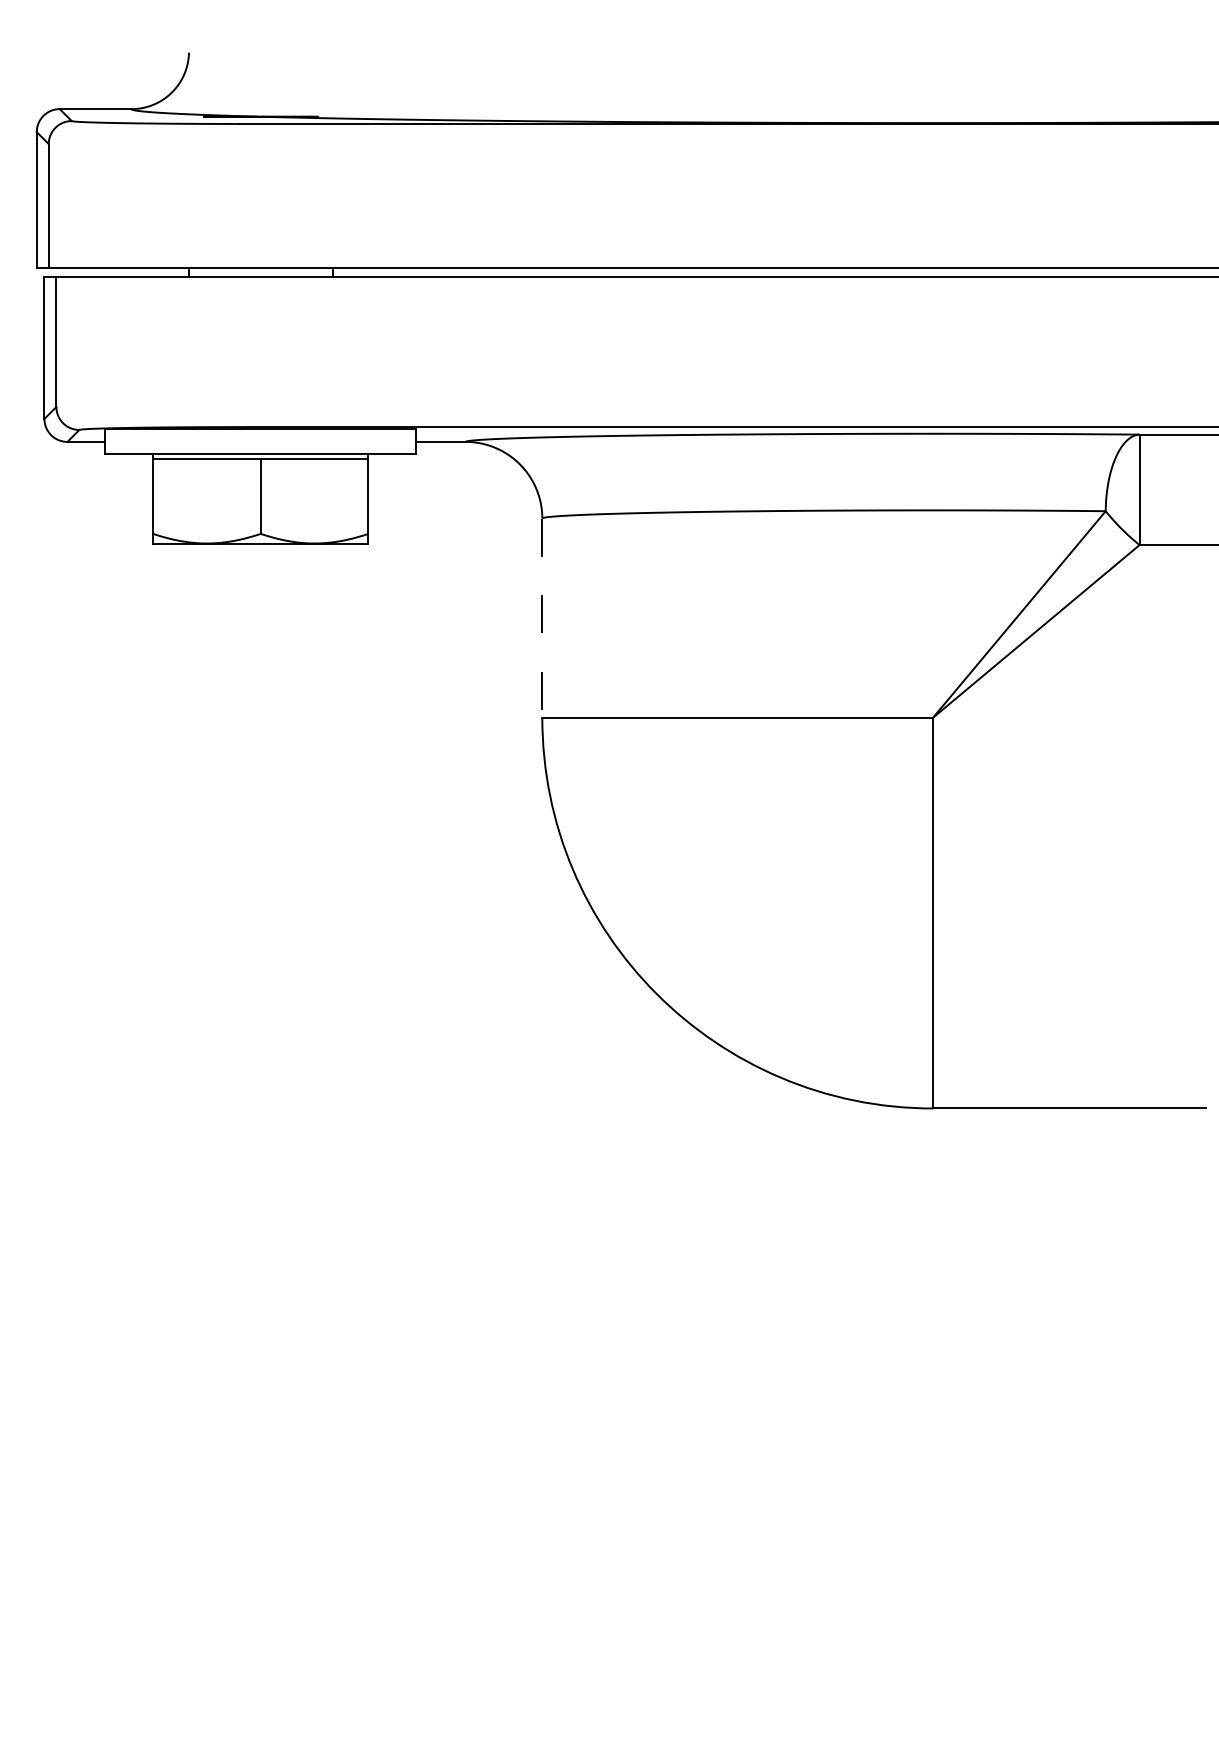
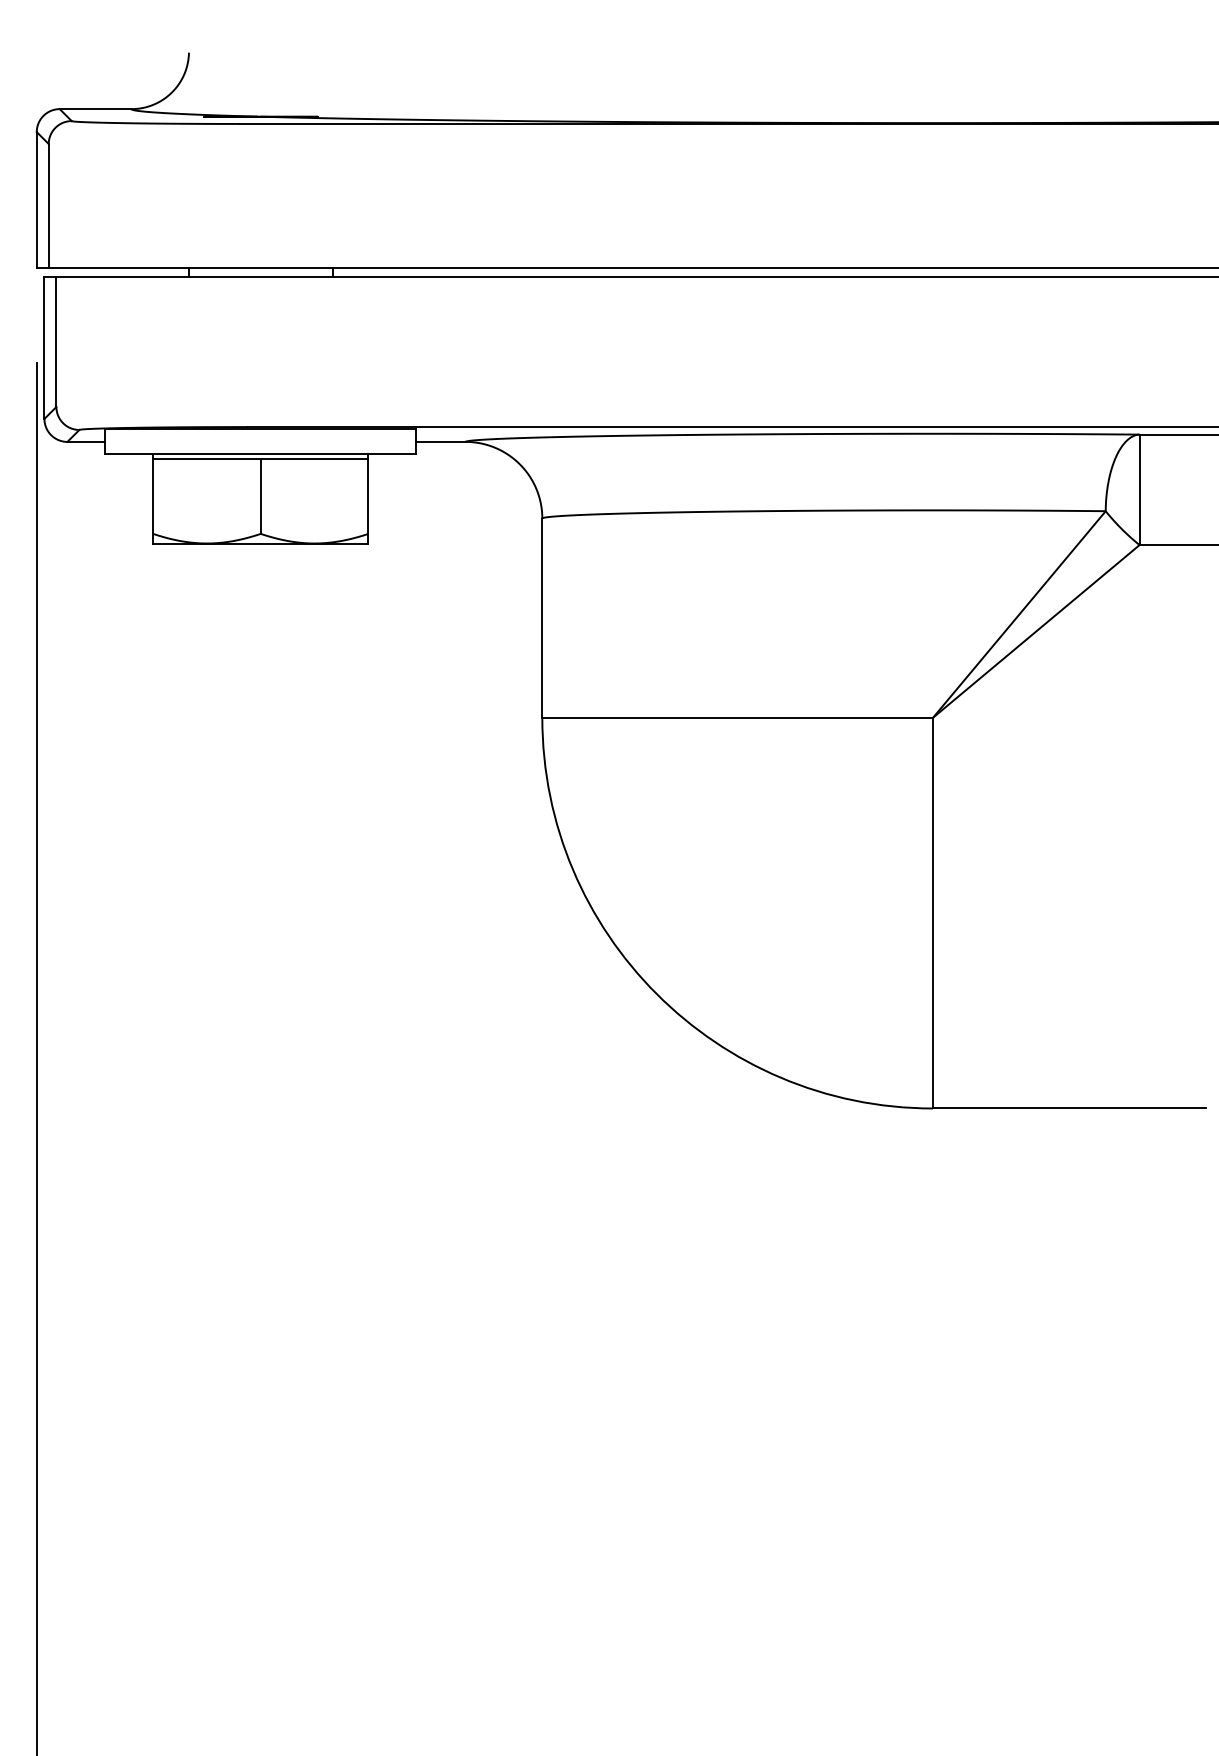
line: dashed -> solid (542, 618)
line: none -> present (36, 1057)
